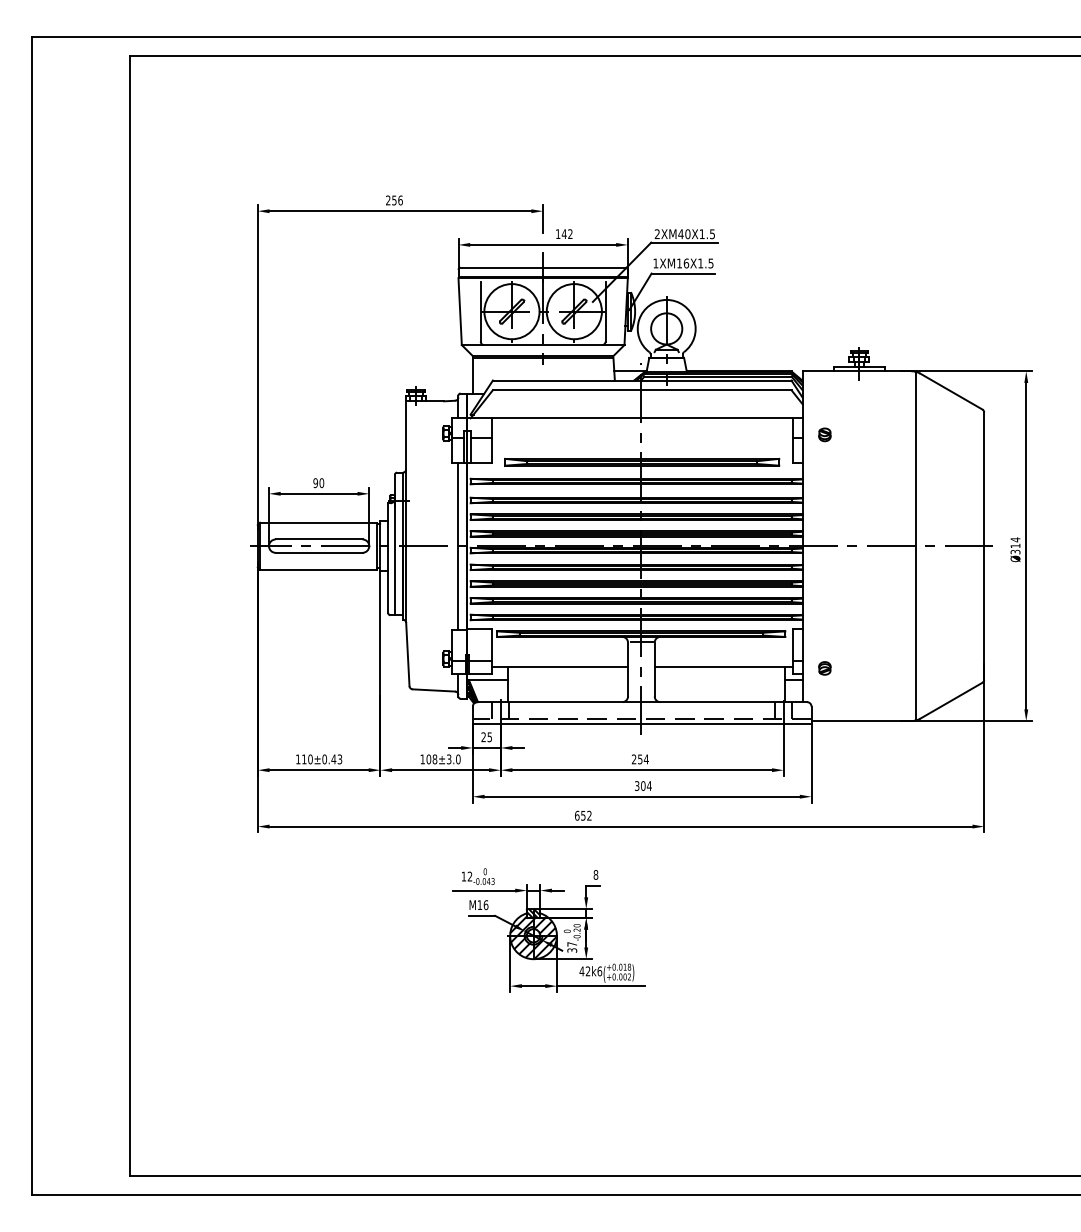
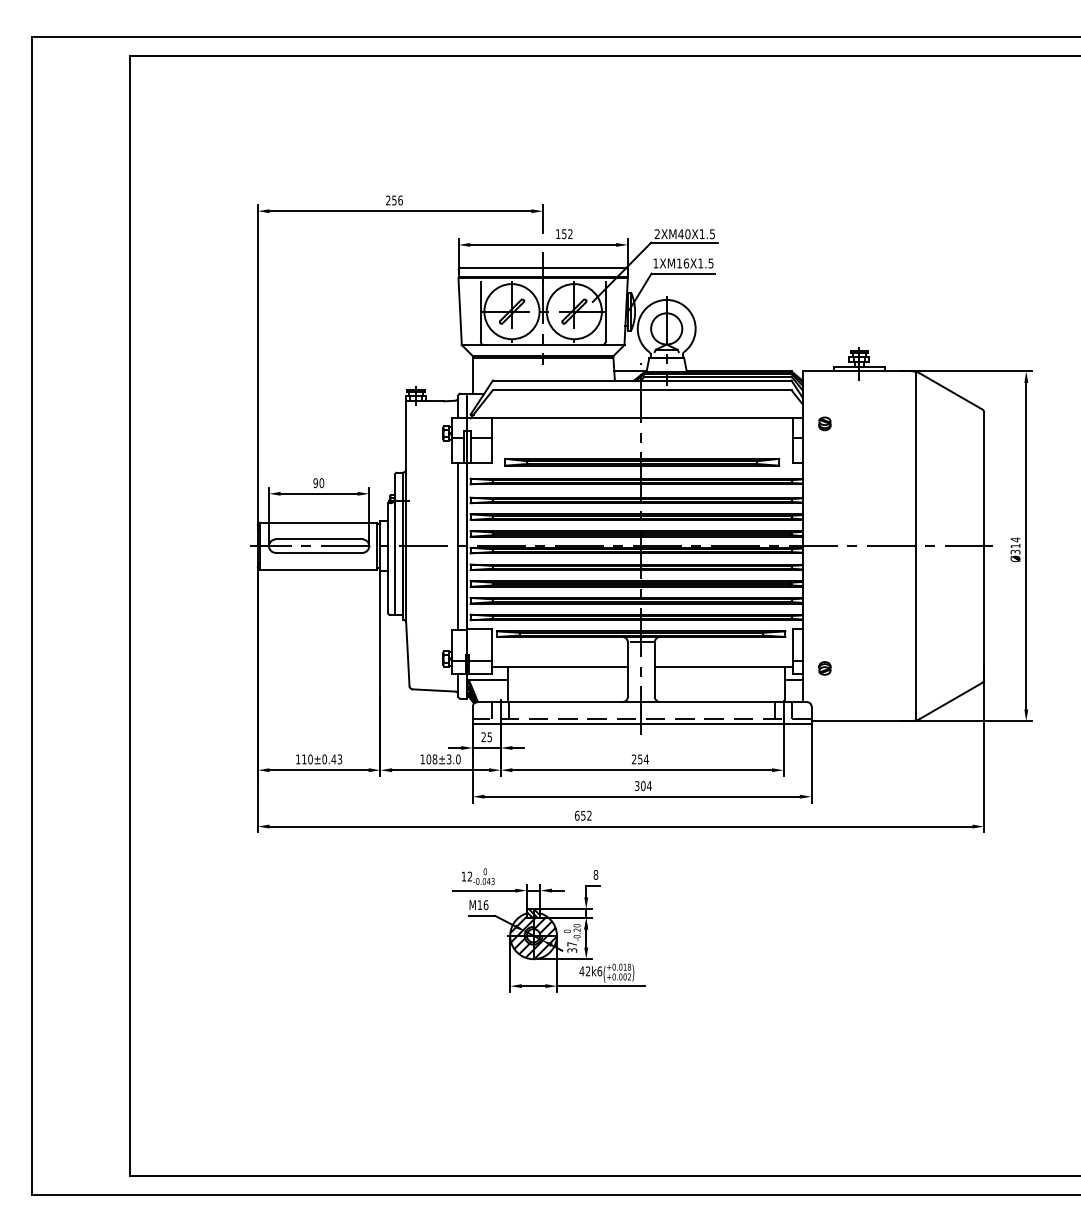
text: 142 -> 152 (563, 234)
part position: (824, 434) -> (824, 423) (824, 423)
